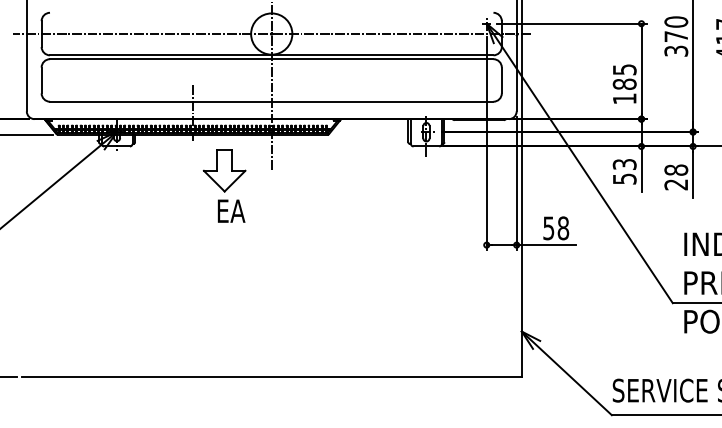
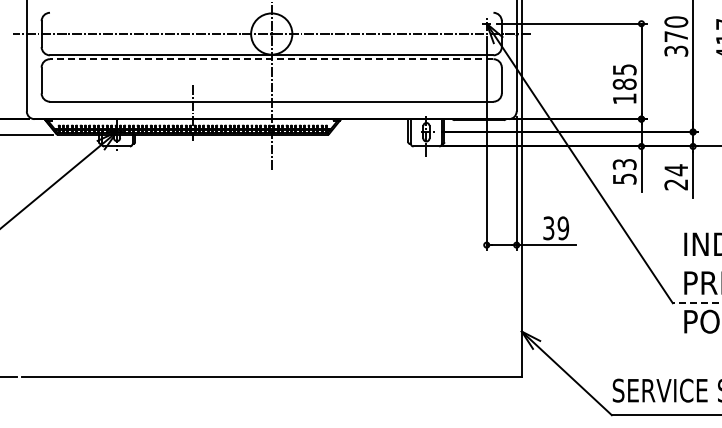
line: solid -> dashed (271, 59)
text: 28 -> 24 (676, 170)
part: present -> none (224, 185)
text: 58 -> 39 (556, 228)
line: solid -> dashed (696, 303)
